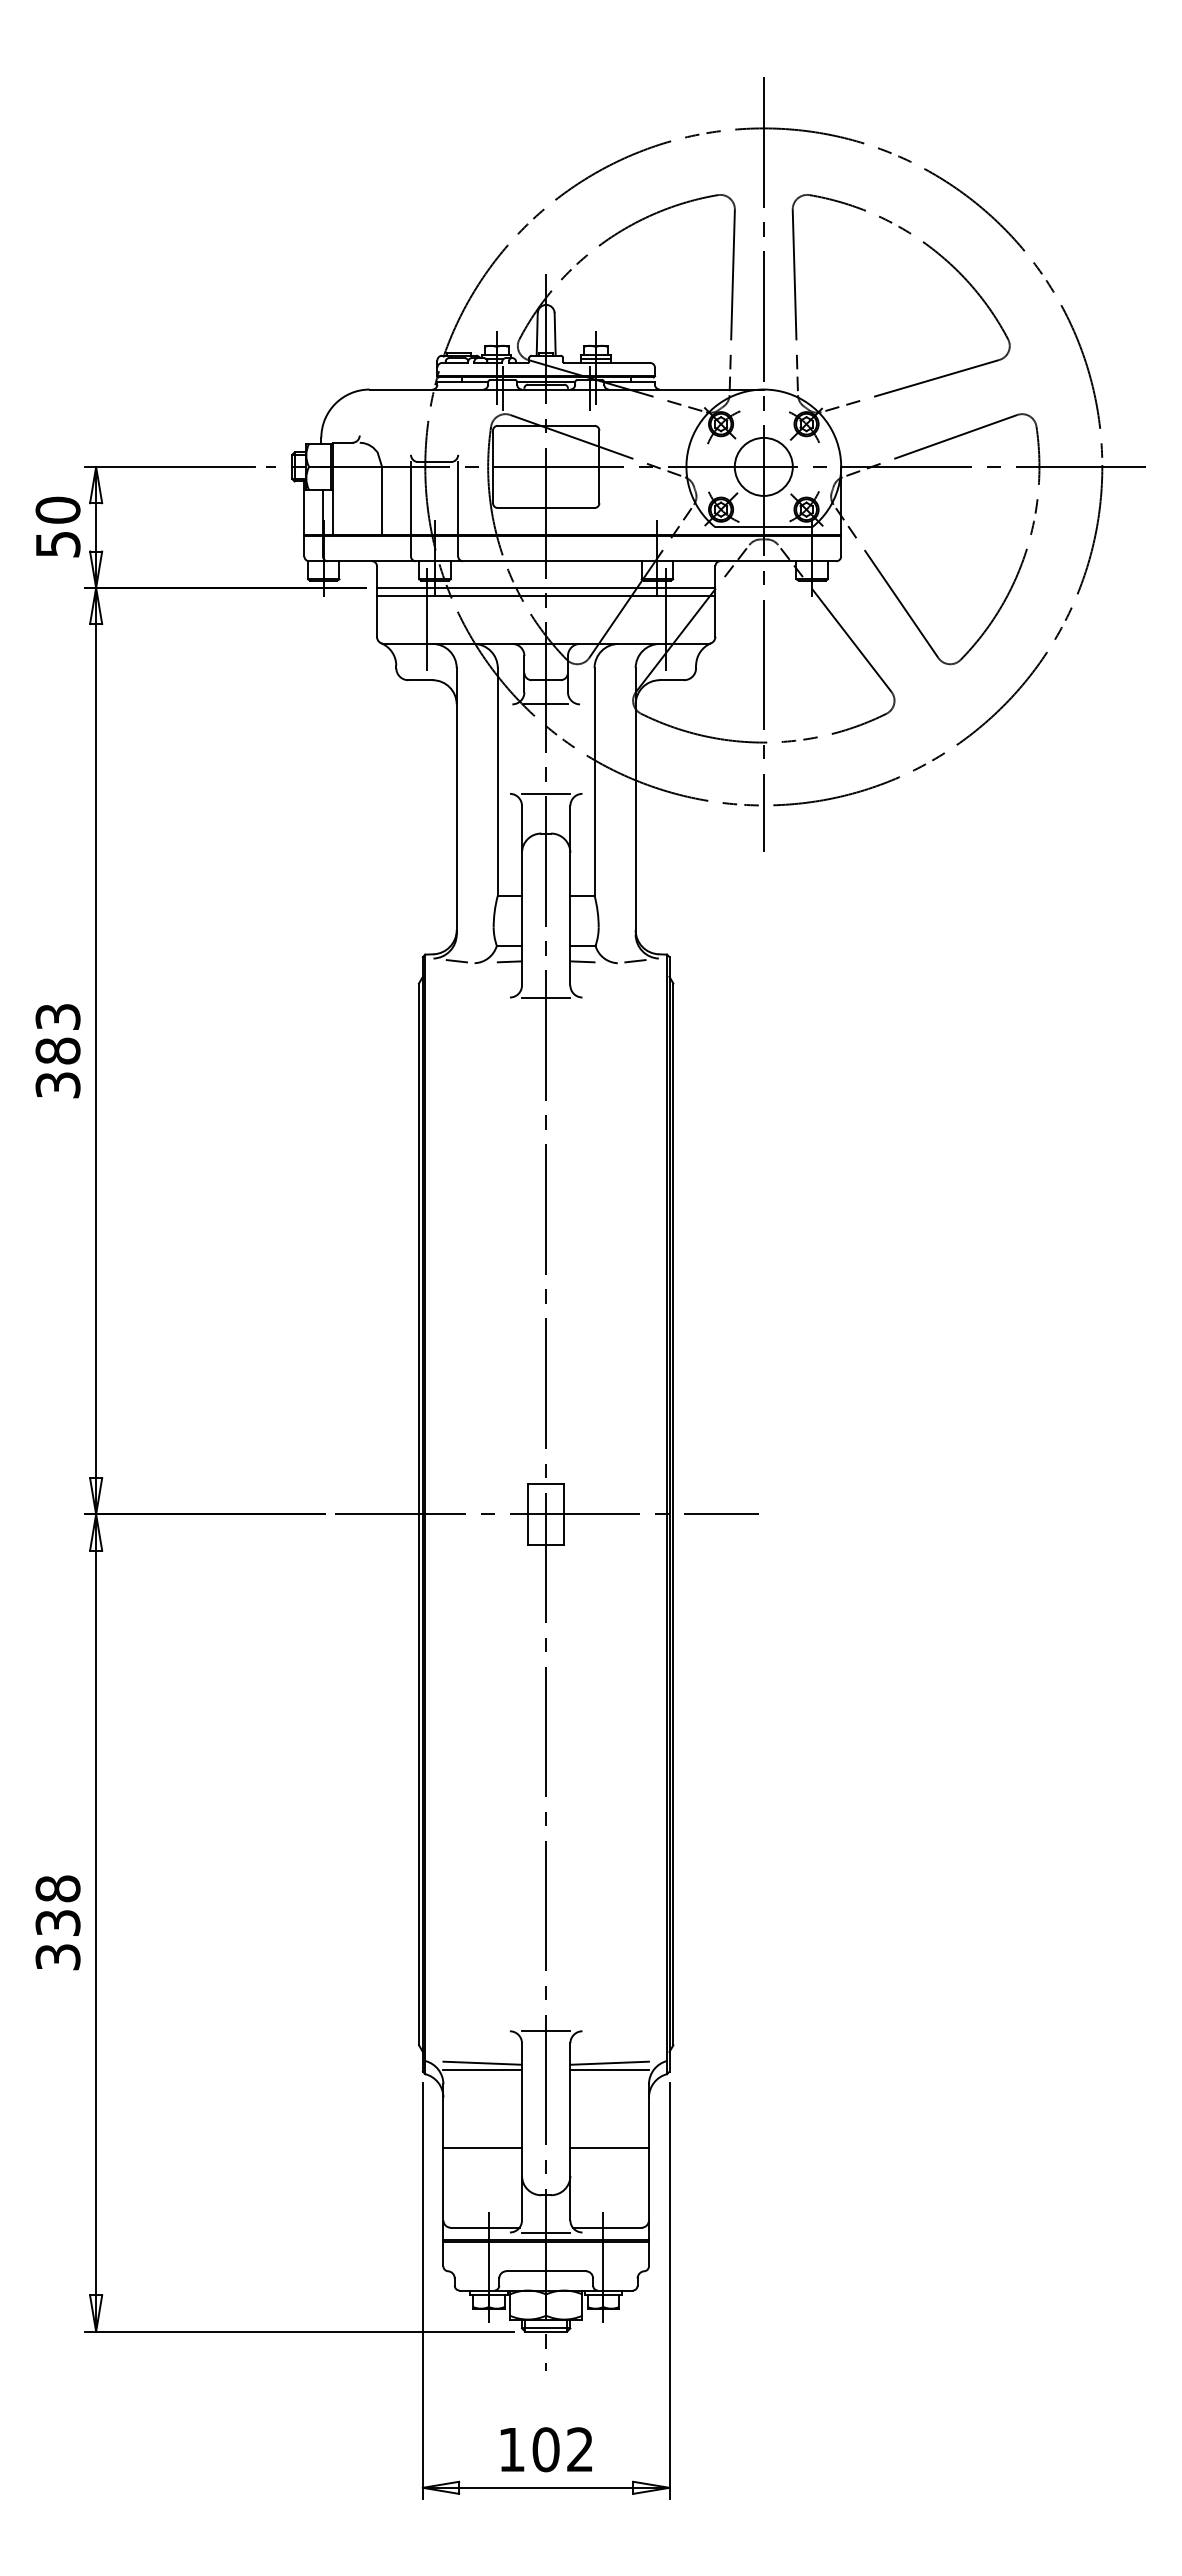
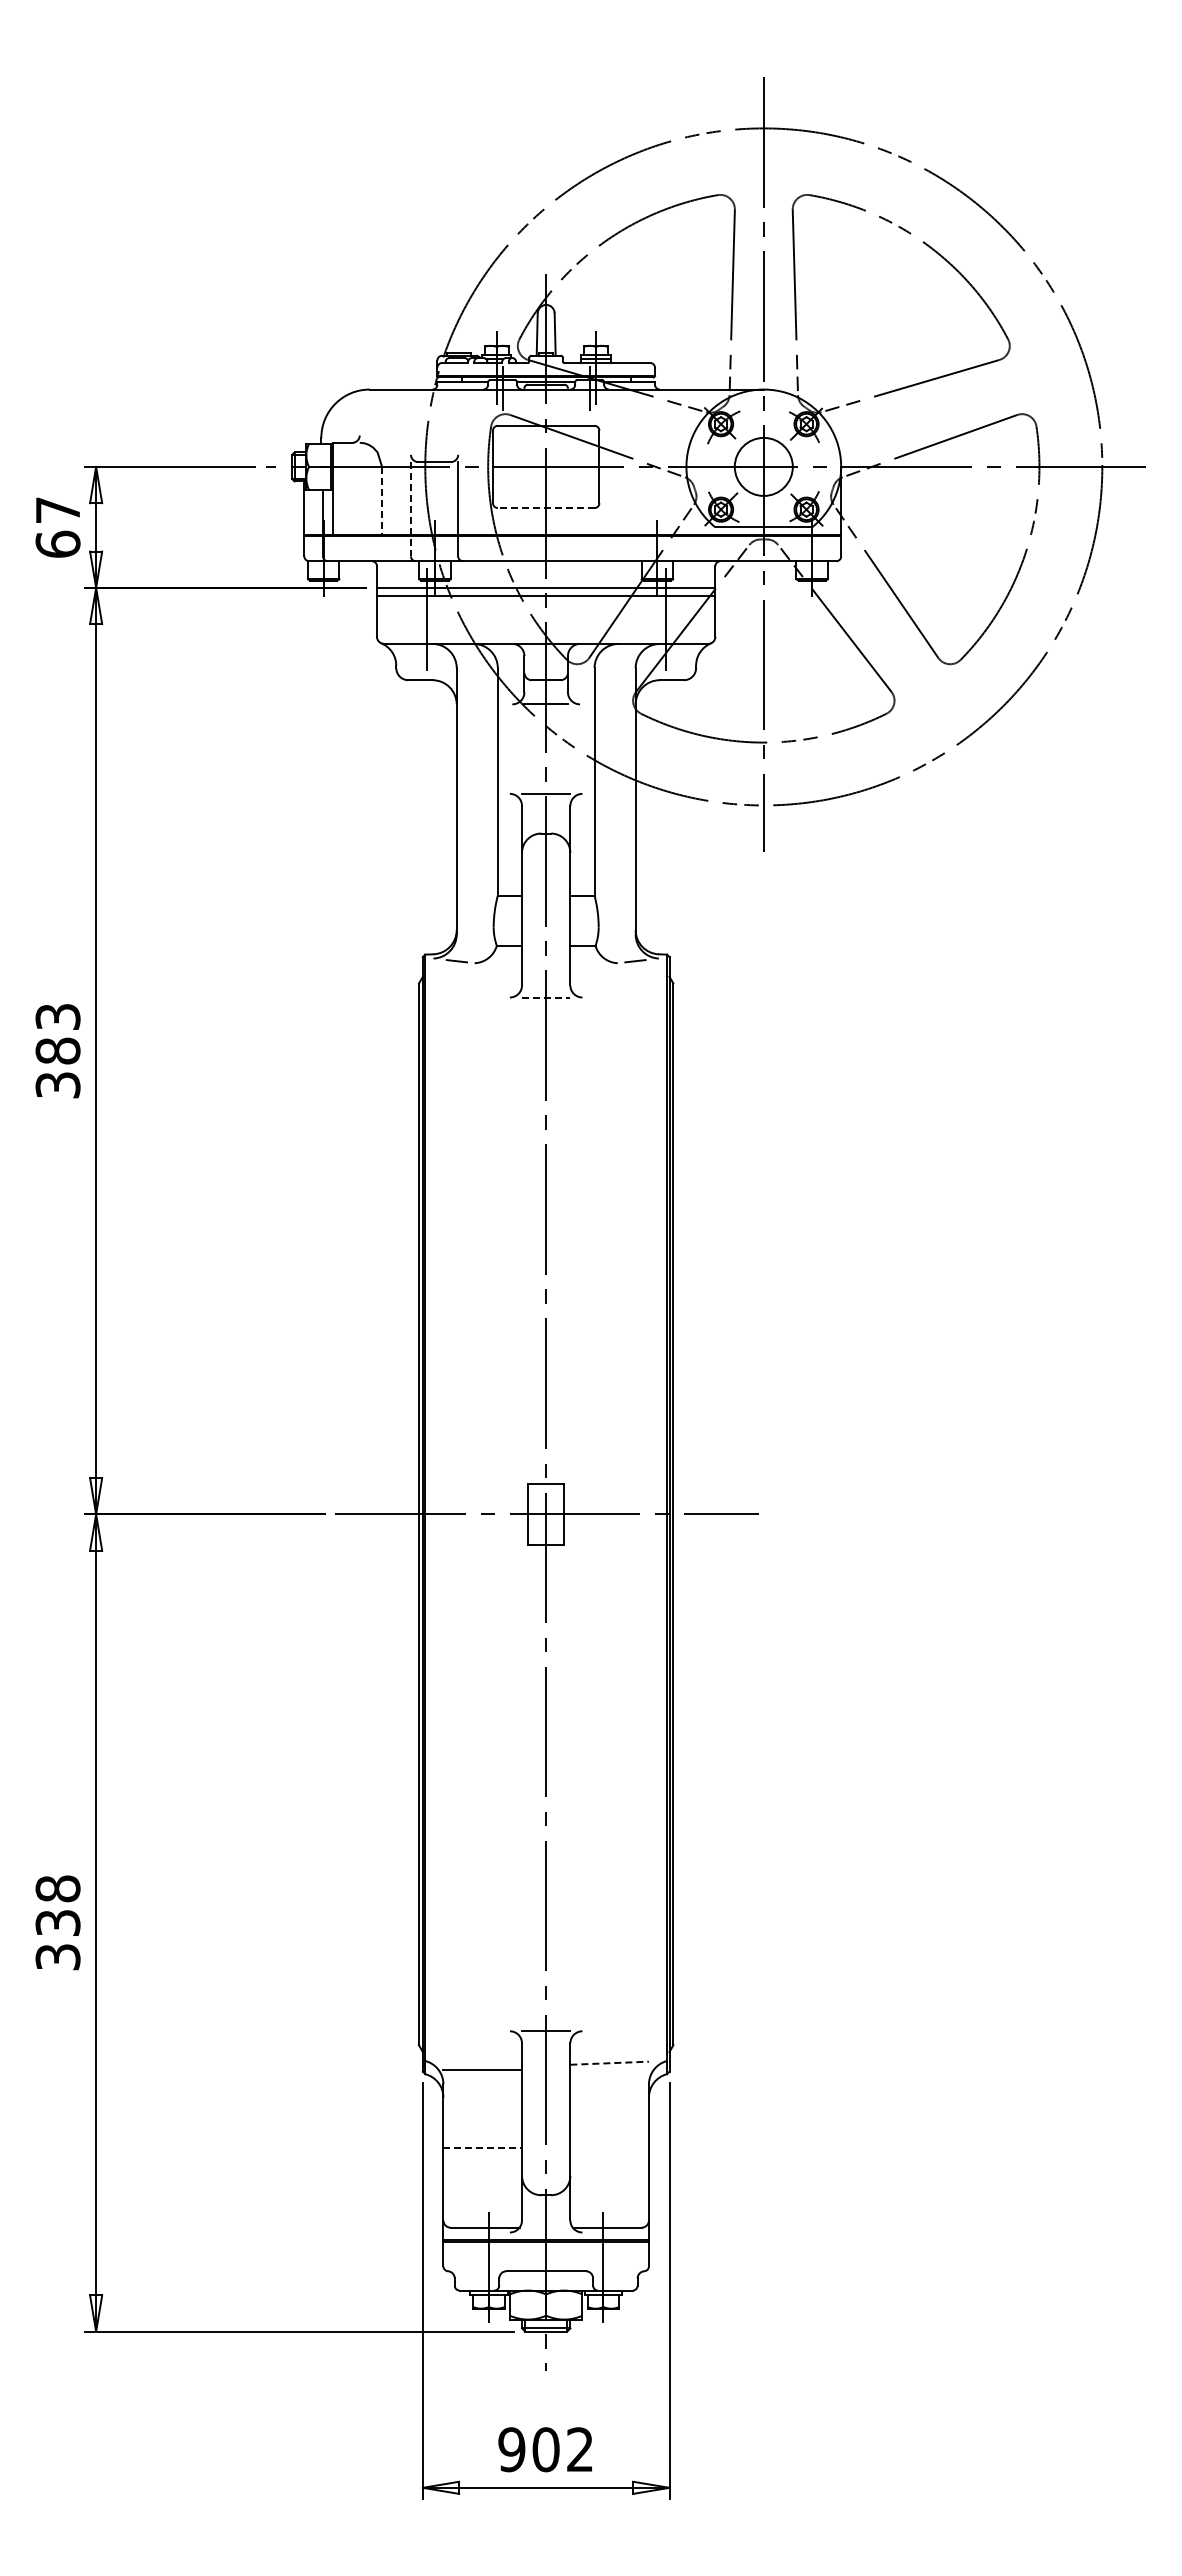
line: solid -> dashed (382, 500)
line: solid -> dashed (545, 508)
line: solid -> dashed (410, 509)
text: 50 -> 67 (57, 526)
line: present -> none (509, 961)
line: present -> none (582, 961)
line: solid -> dashed (546, 997)
line: present -> none (482, 2062)
line: solid -> dashed (610, 2063)
line: present -> none (609, 2070)
line: solid -> dashed (483, 2148)
line: present -> none (609, 2148)
line: present -> none (546, 2232)
text: 102 -> 902 (511, 2449)
